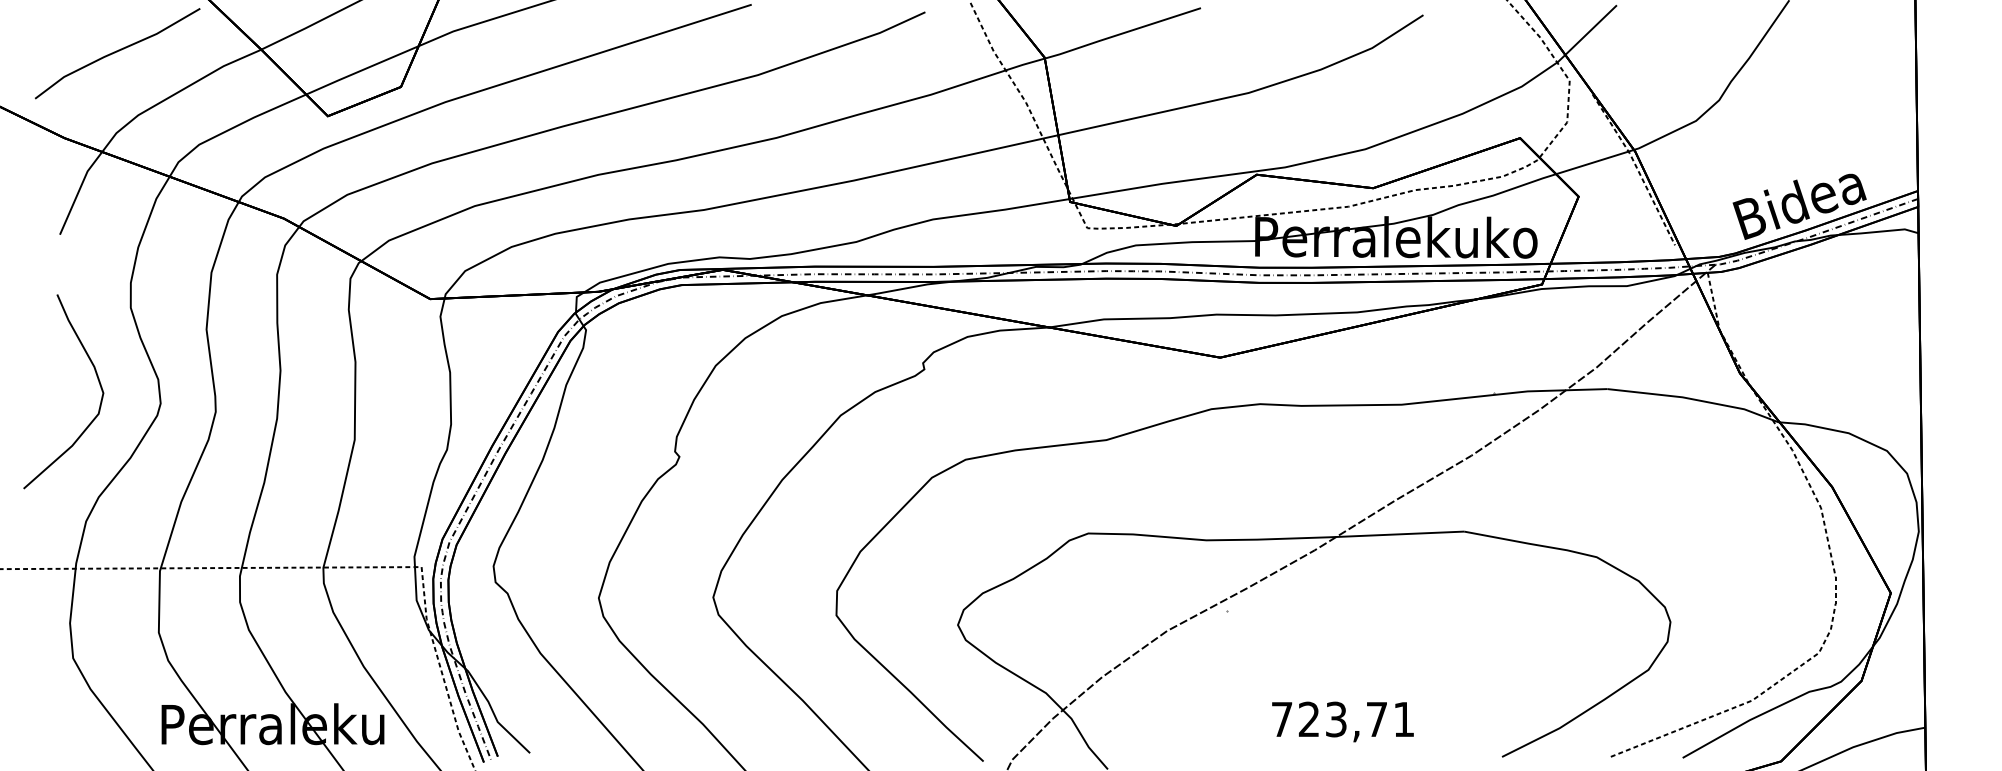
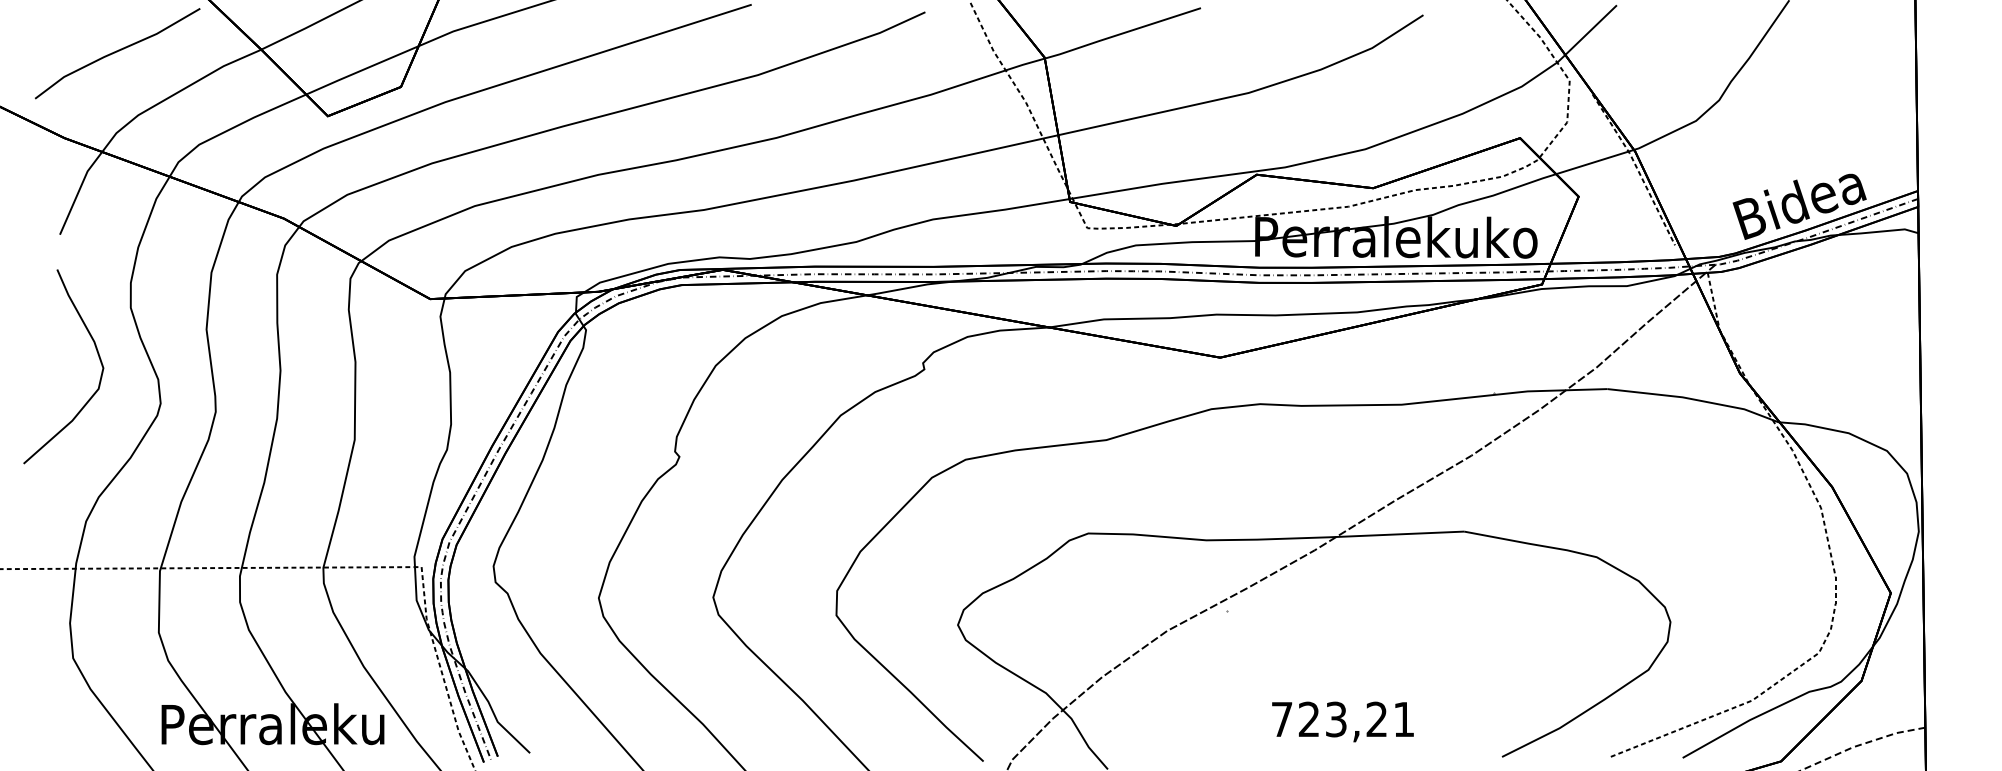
curve position: (97, 379) -> (97, 354) (97, 354)
text: 723,71 -> 723,21 (1376, 718)
line: solid -> dashed (1860, 744)
